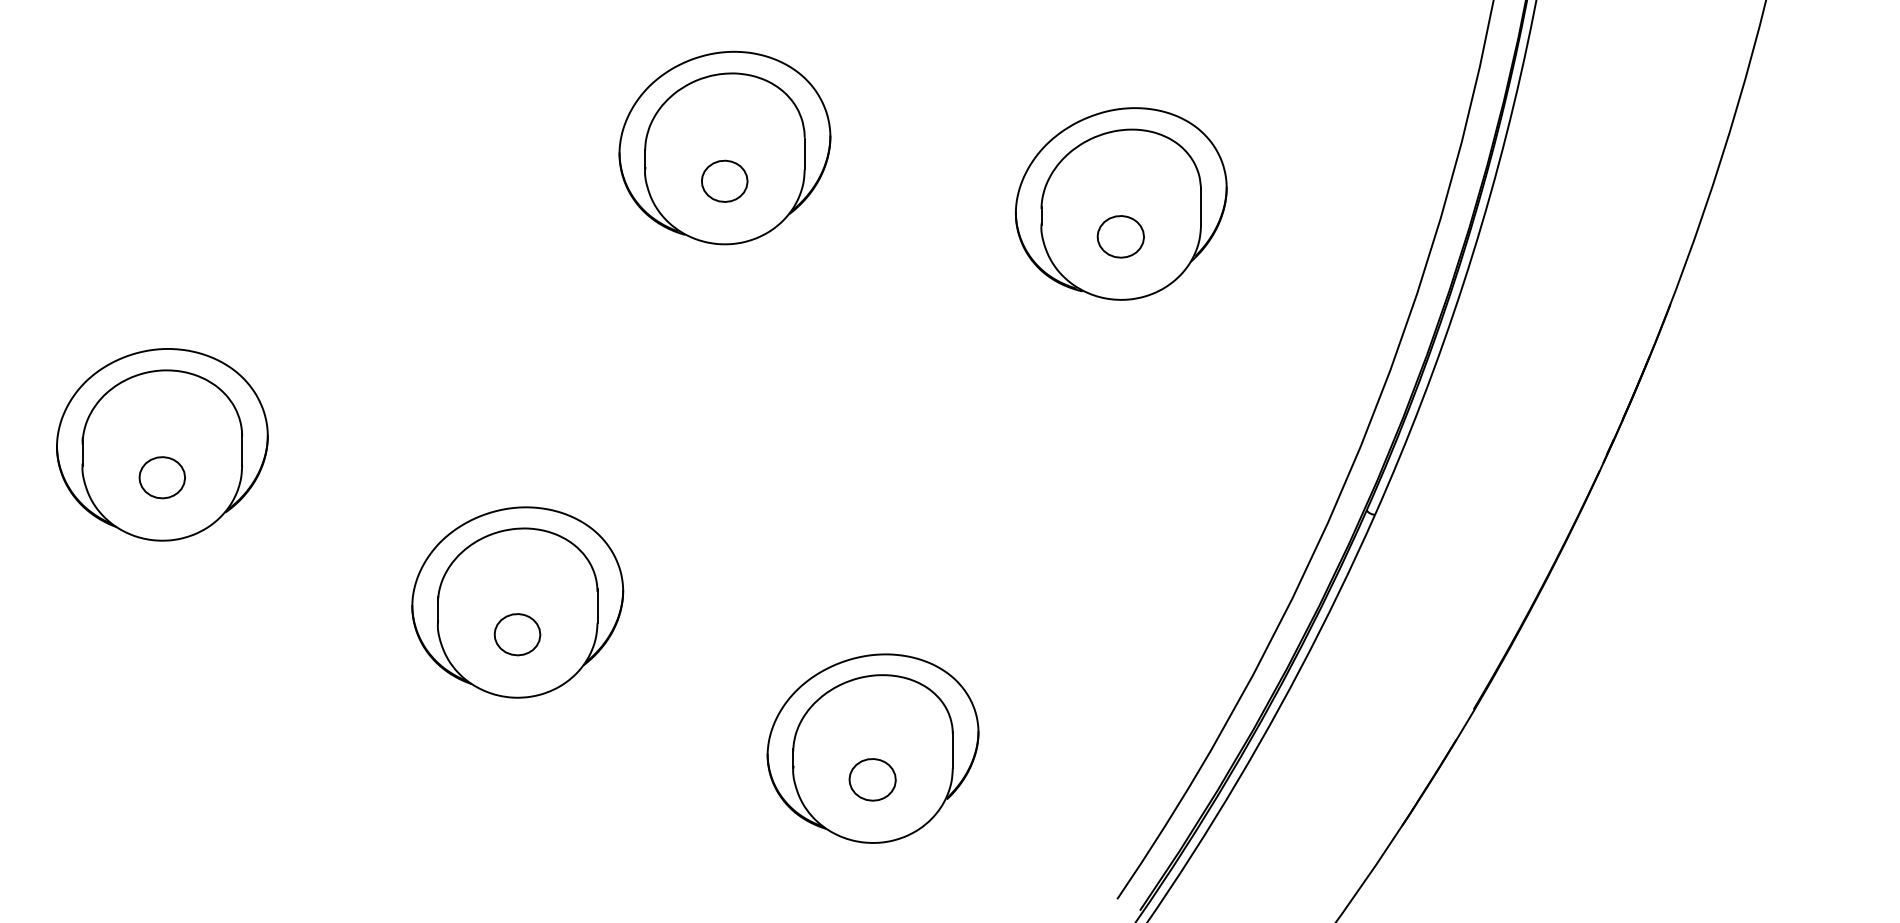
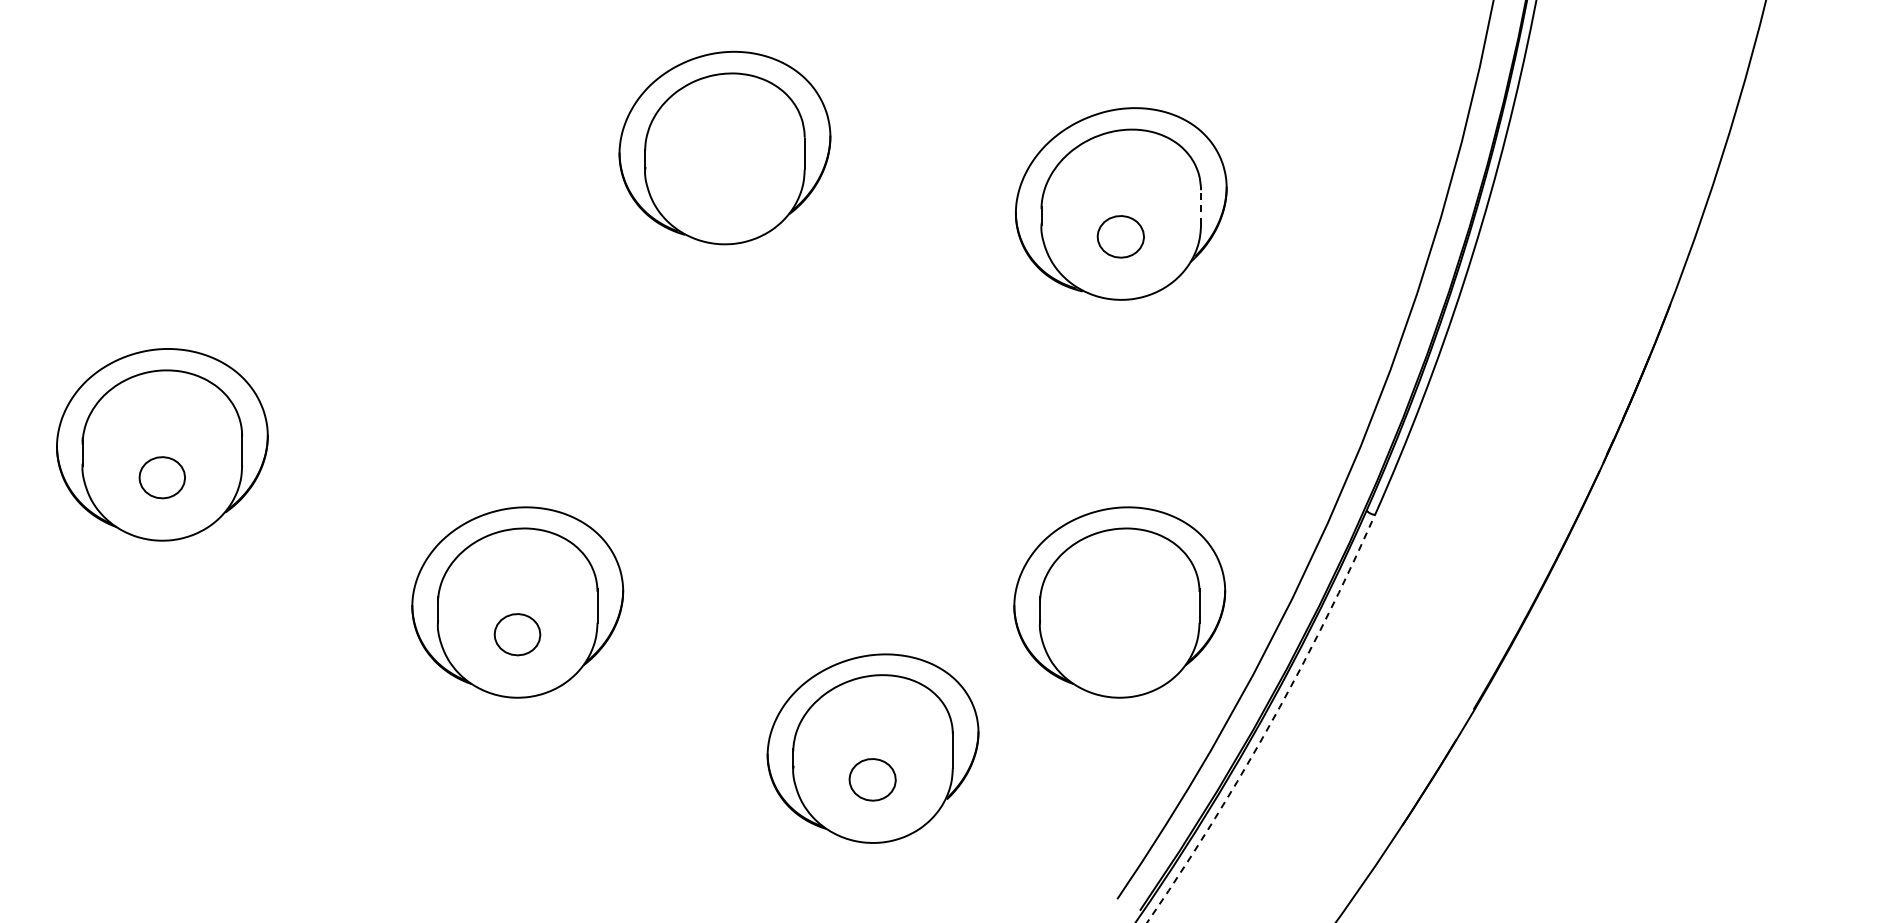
part: present -> none (724, 180)
line: solid -> dashed (1201, 206)
part: none -> present (1119, 602)
arc: solid -> dashed (1270, 723)
